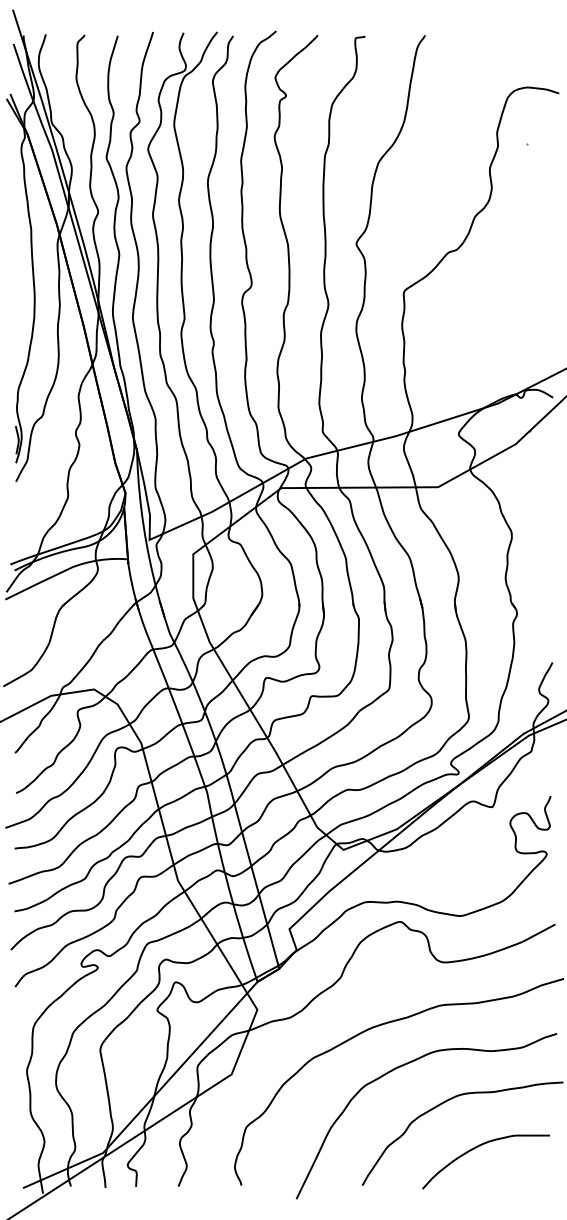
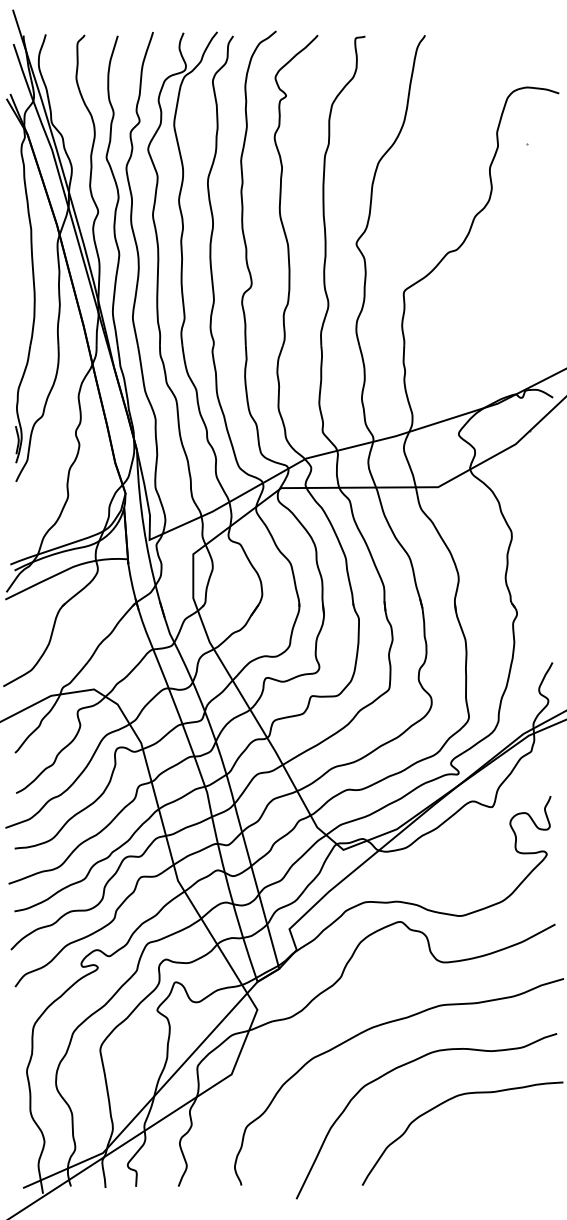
curve: present -> none (478, 1147)
